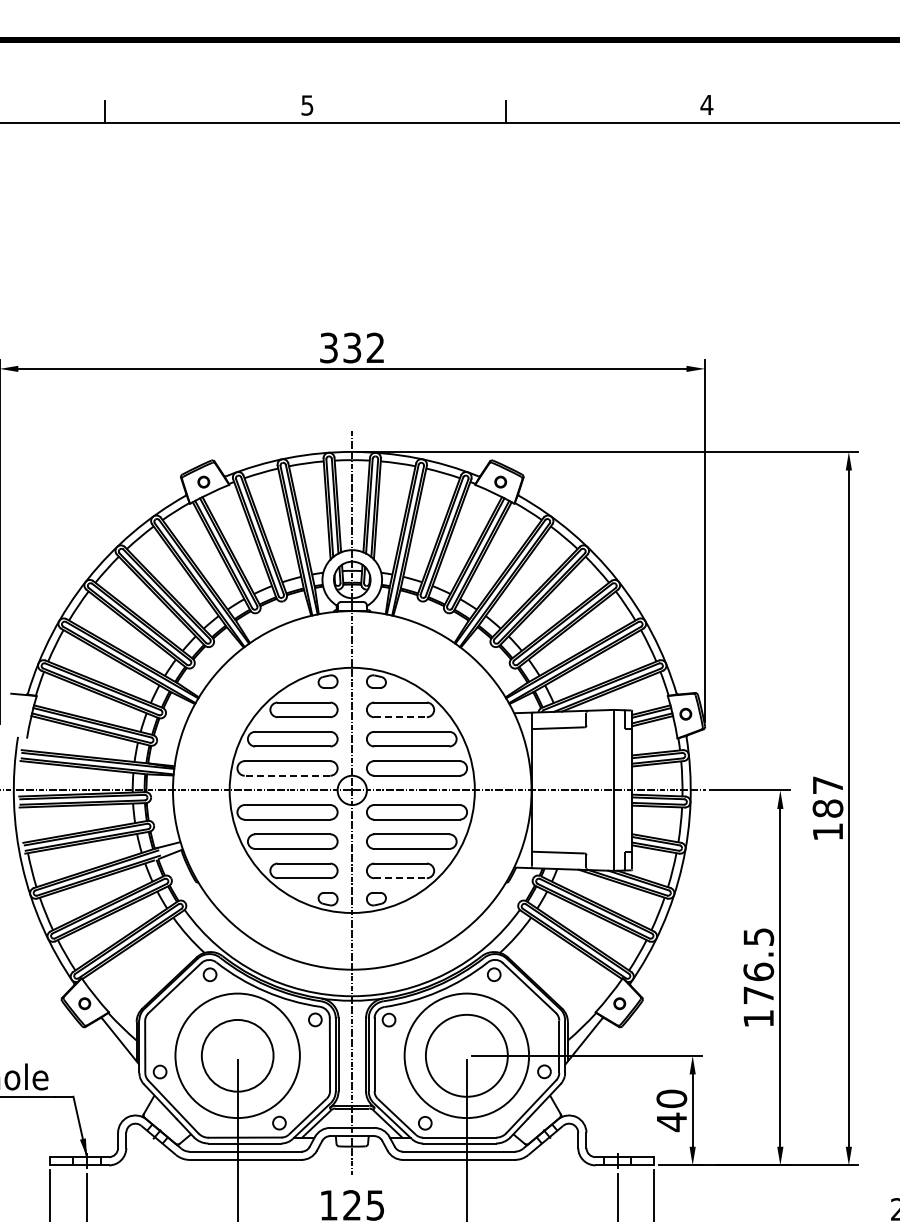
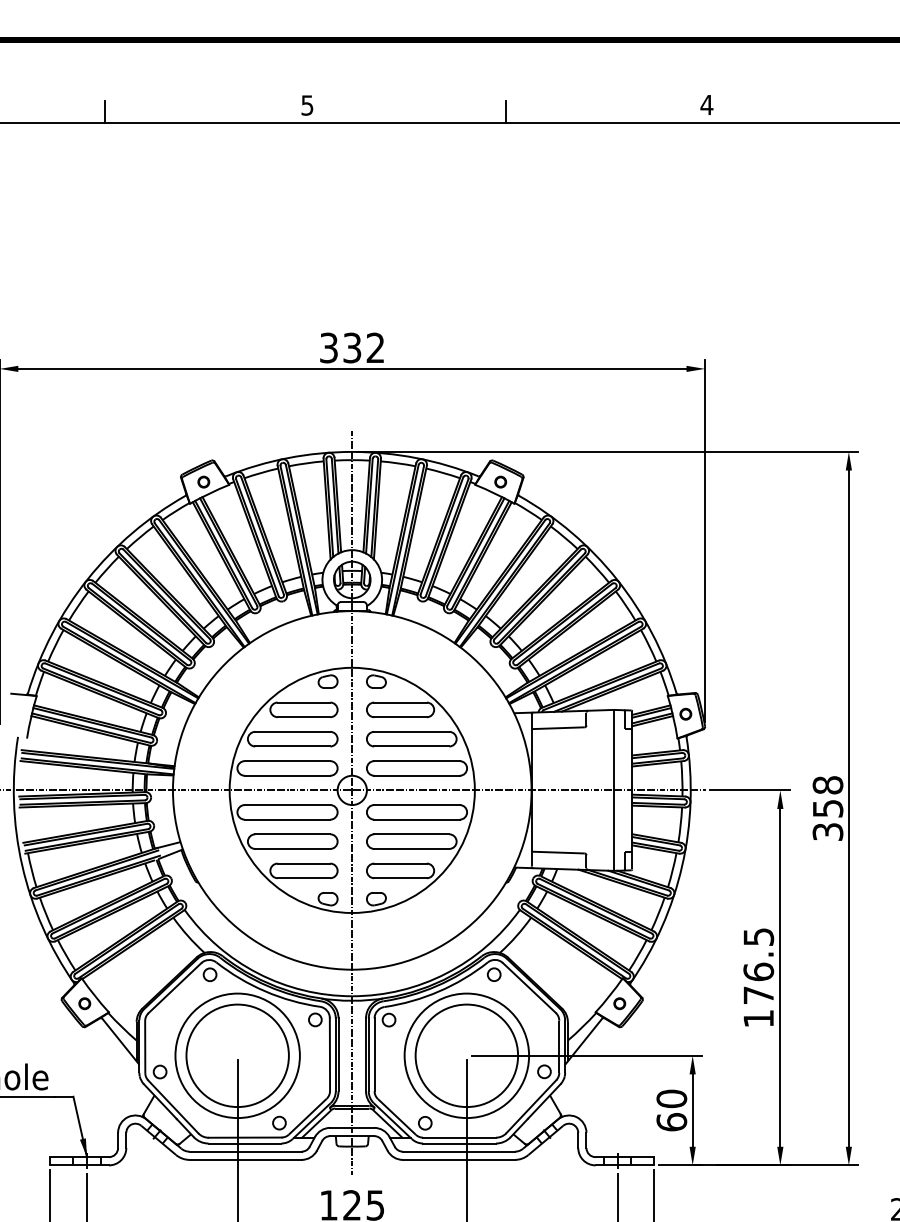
line: dashed -> solid (401, 717)
line: dashed -> solid (287, 775)
text: 187 -> 358 (827, 808)
line: dashed -> solid (401, 878)
circle diameter: 72 px -> 102 px (237, 1055)
circle diameter: 82 px -> 102 px (466, 1055)
text: 40 -> 60 (671, 1122)
